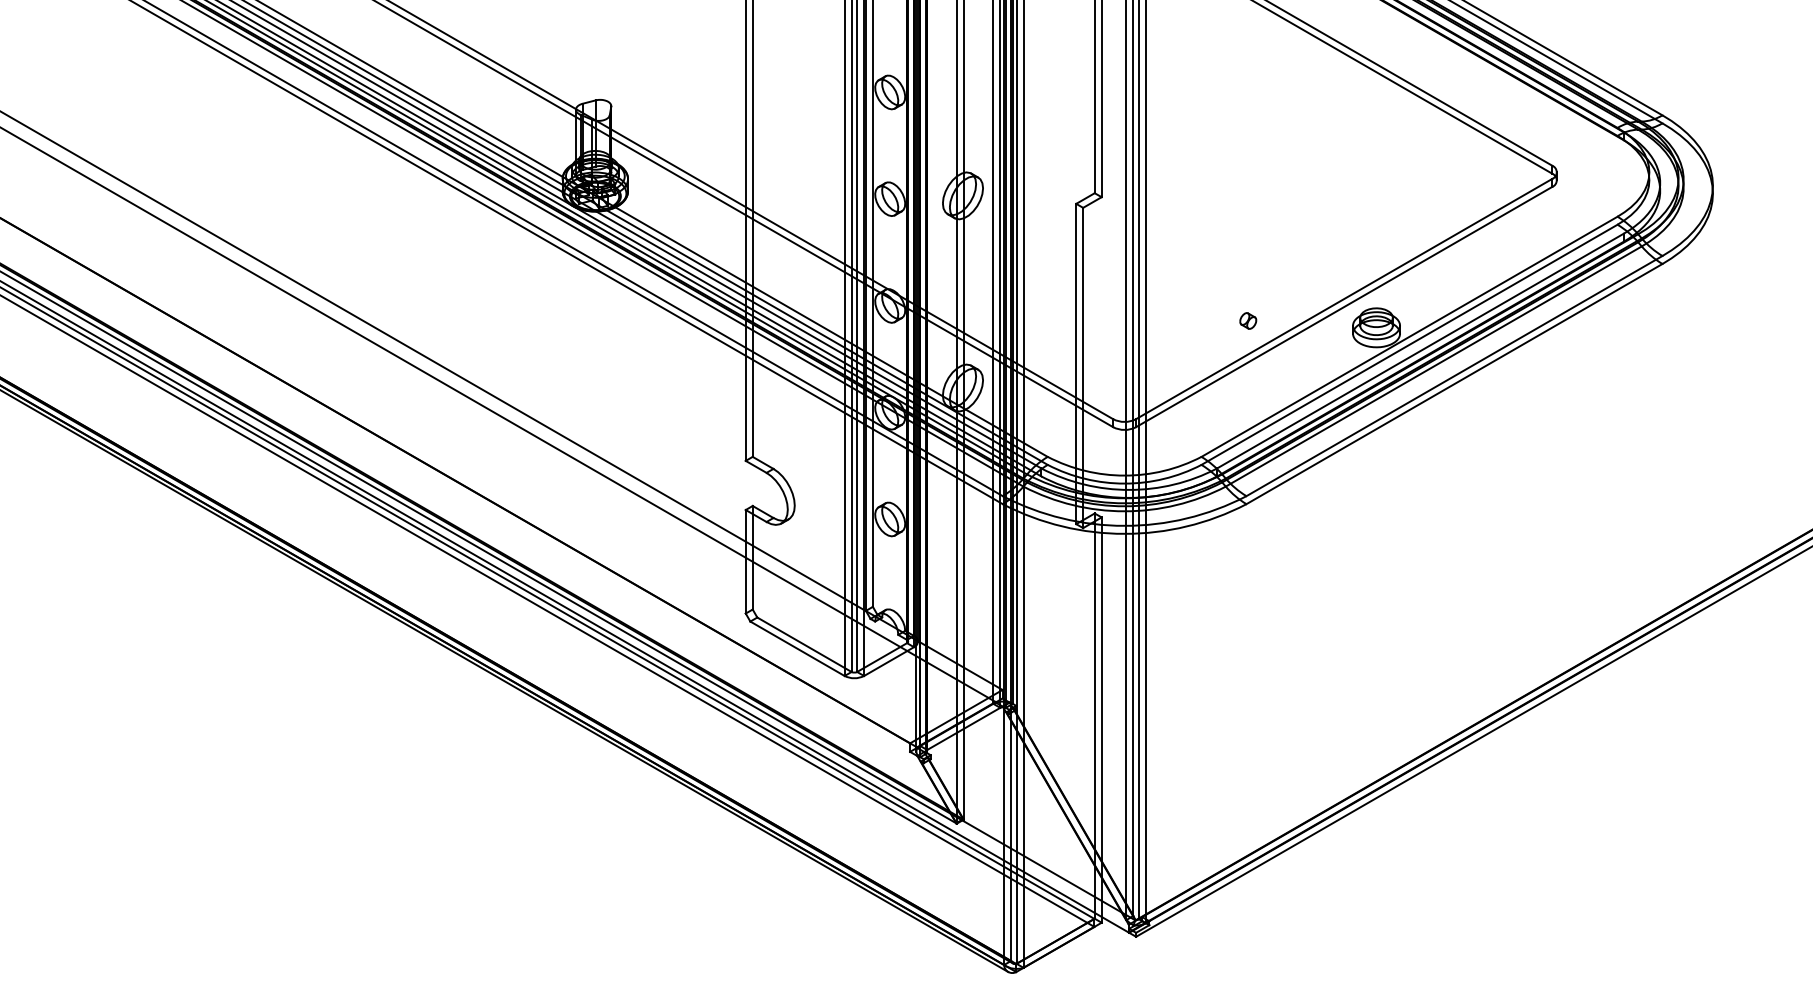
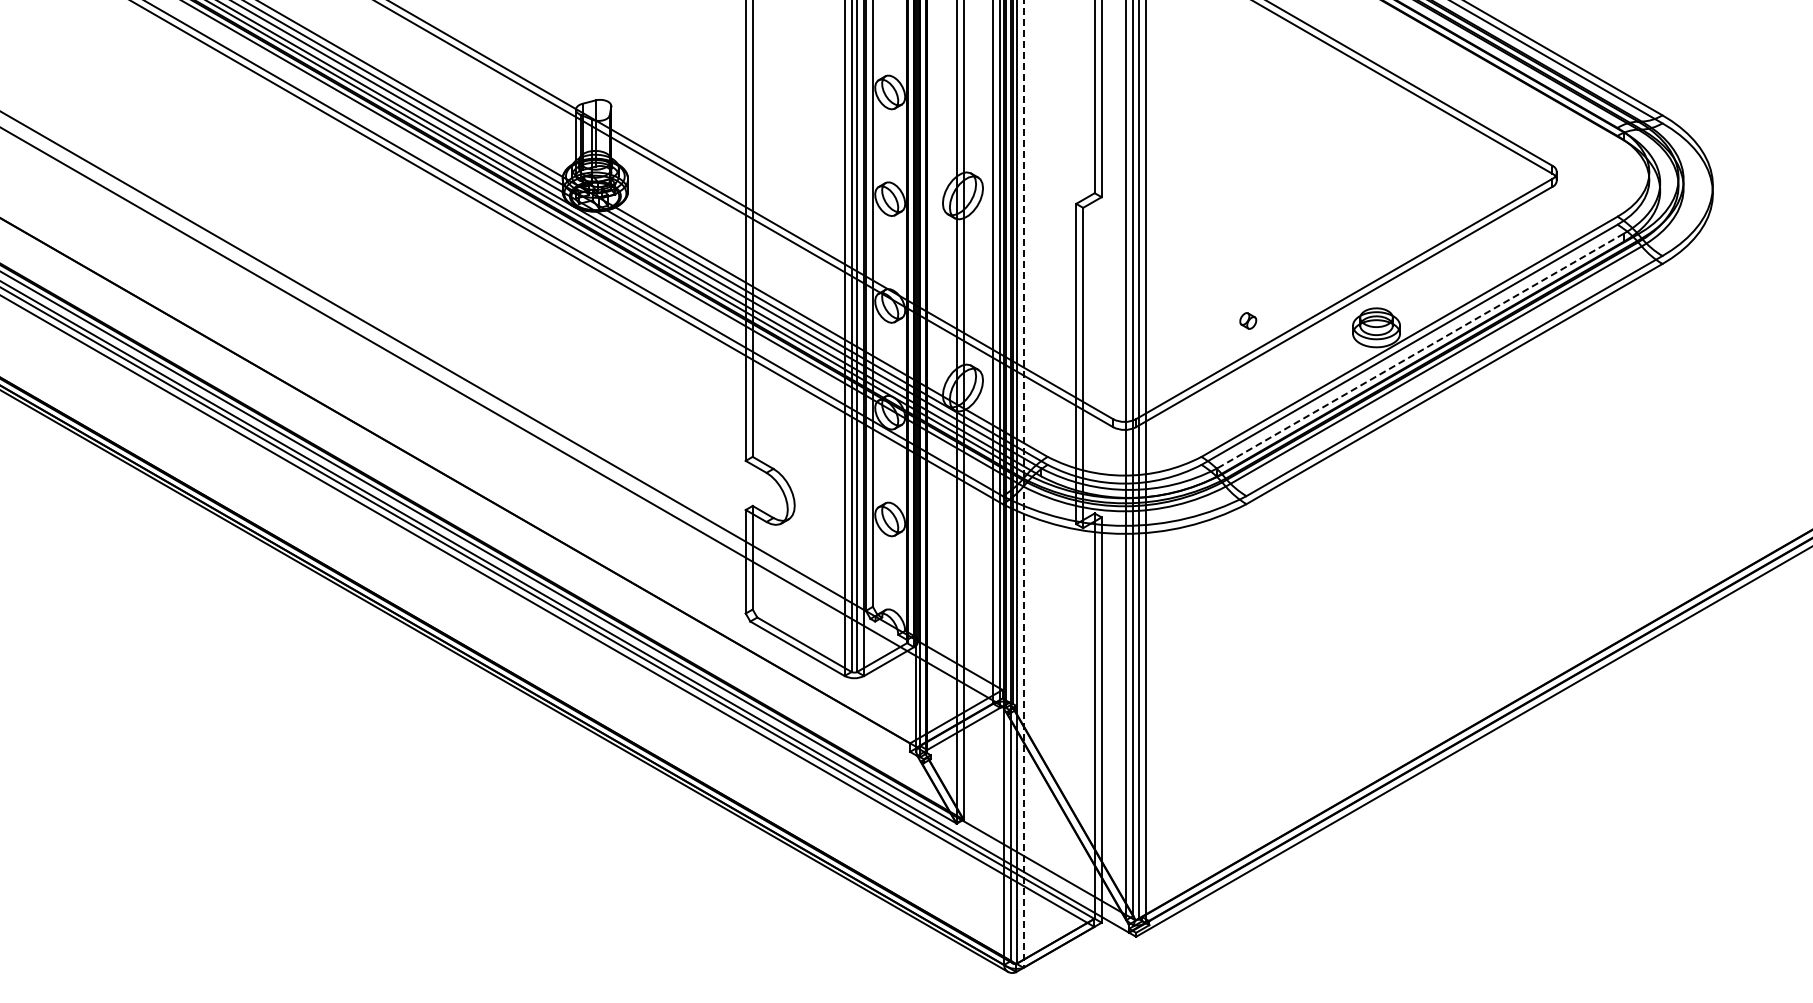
line: solid -> dashed (1420, 351)
line: solid -> dashed (1023, 484)
